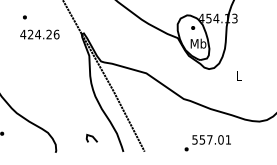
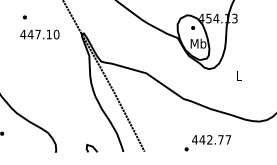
text: 424.26 -> 447.10 (43, 34)
line position: (91, 137) -> (91, 147) (91, 147)
text: 557.01 -> 442.77 (211, 139)
